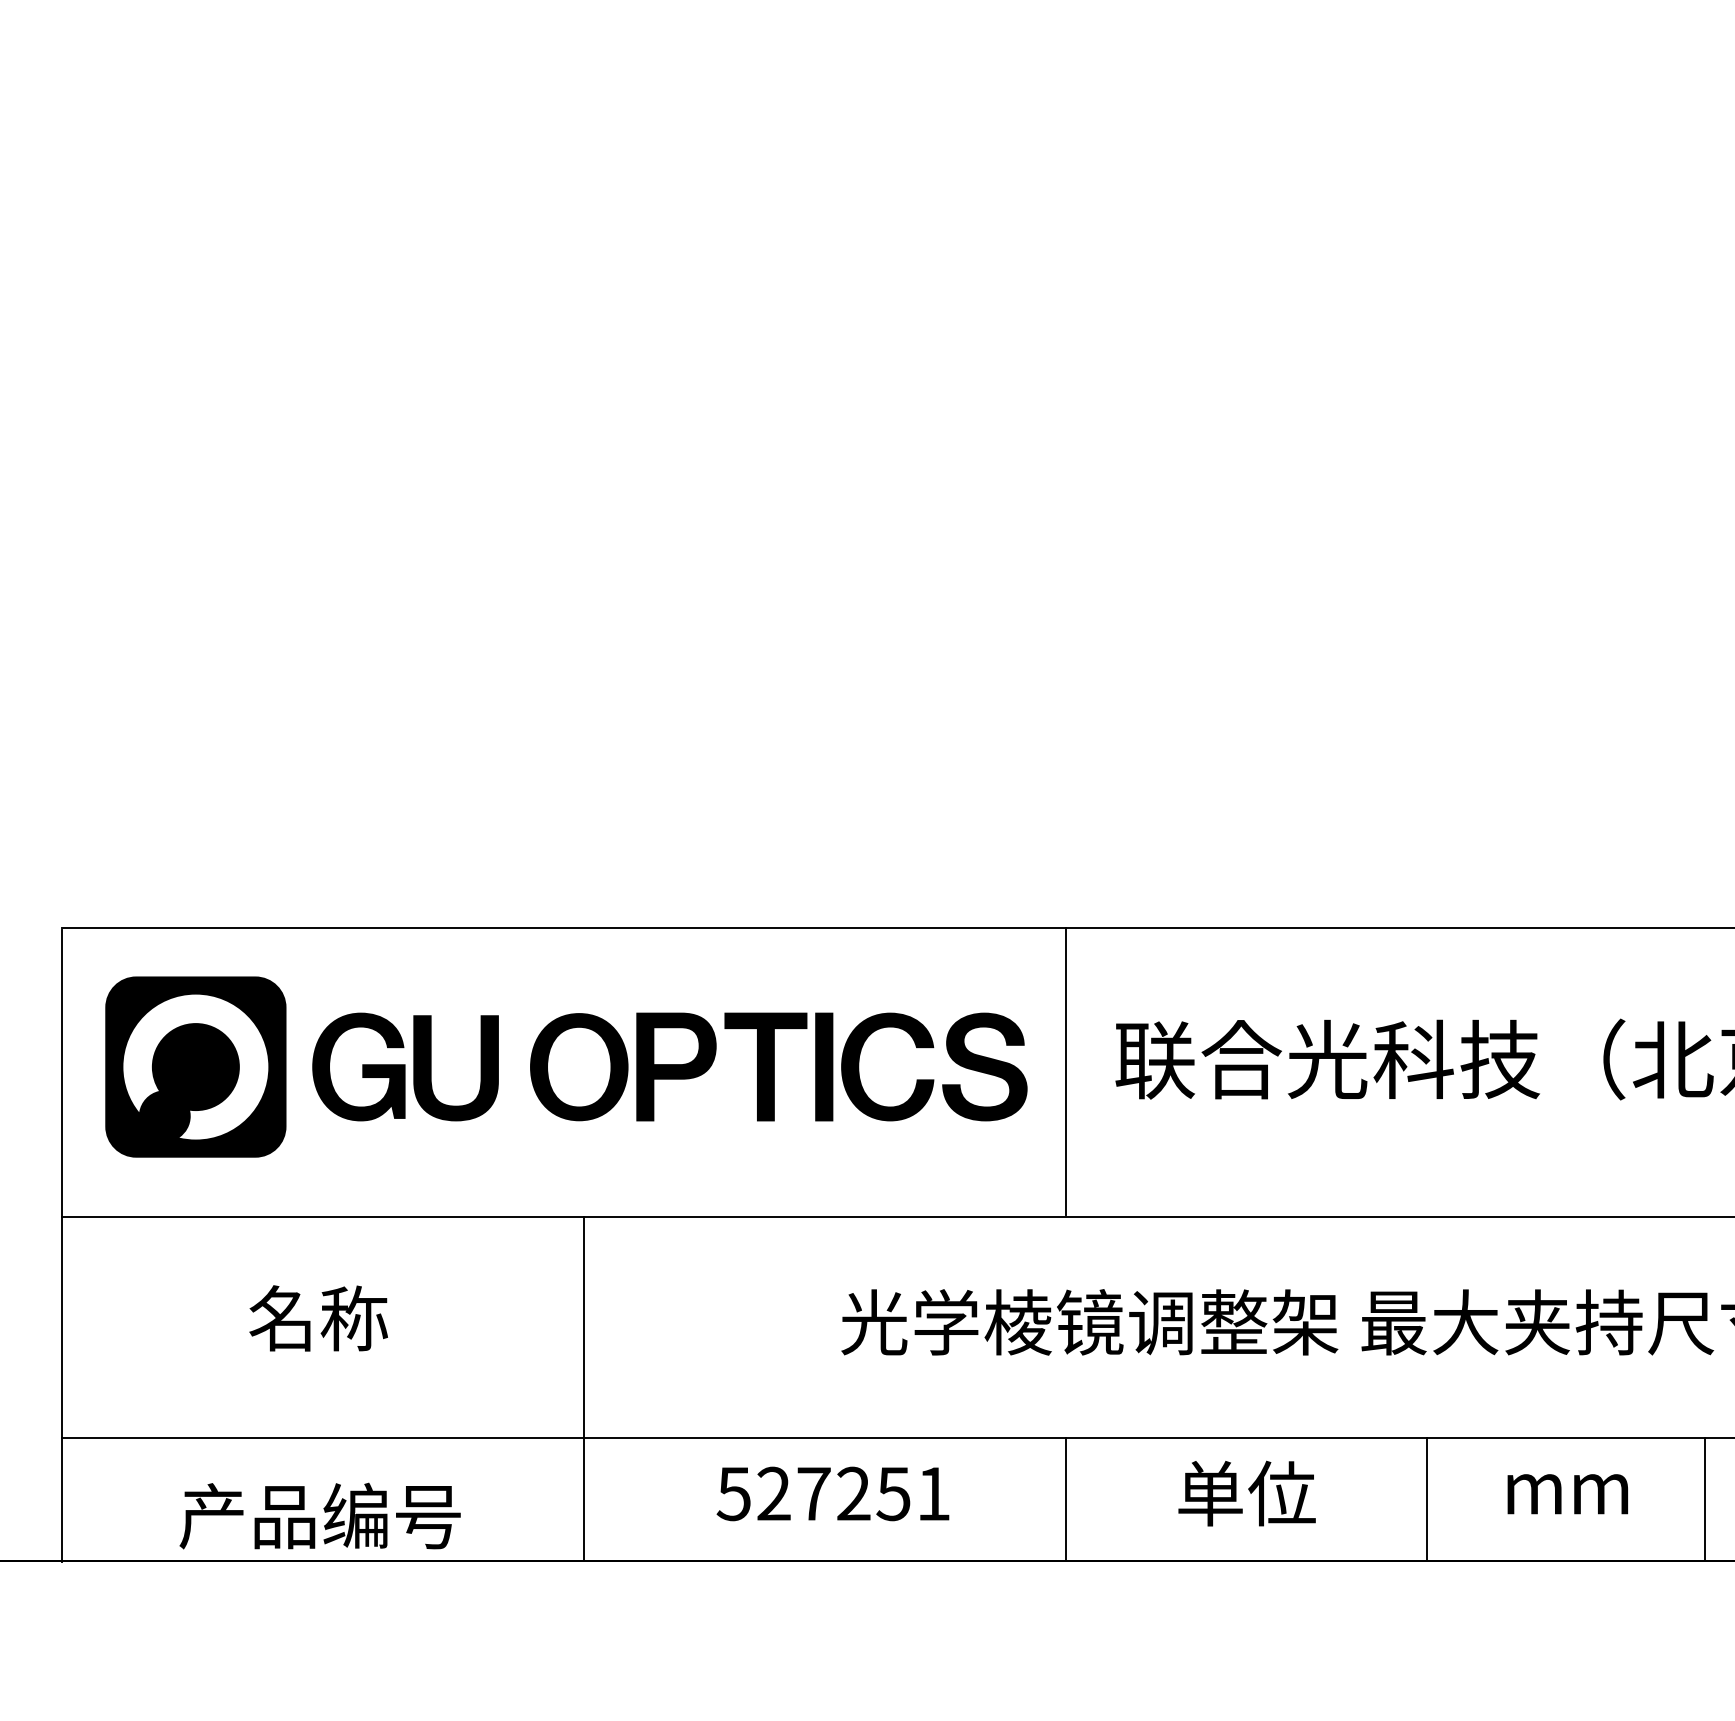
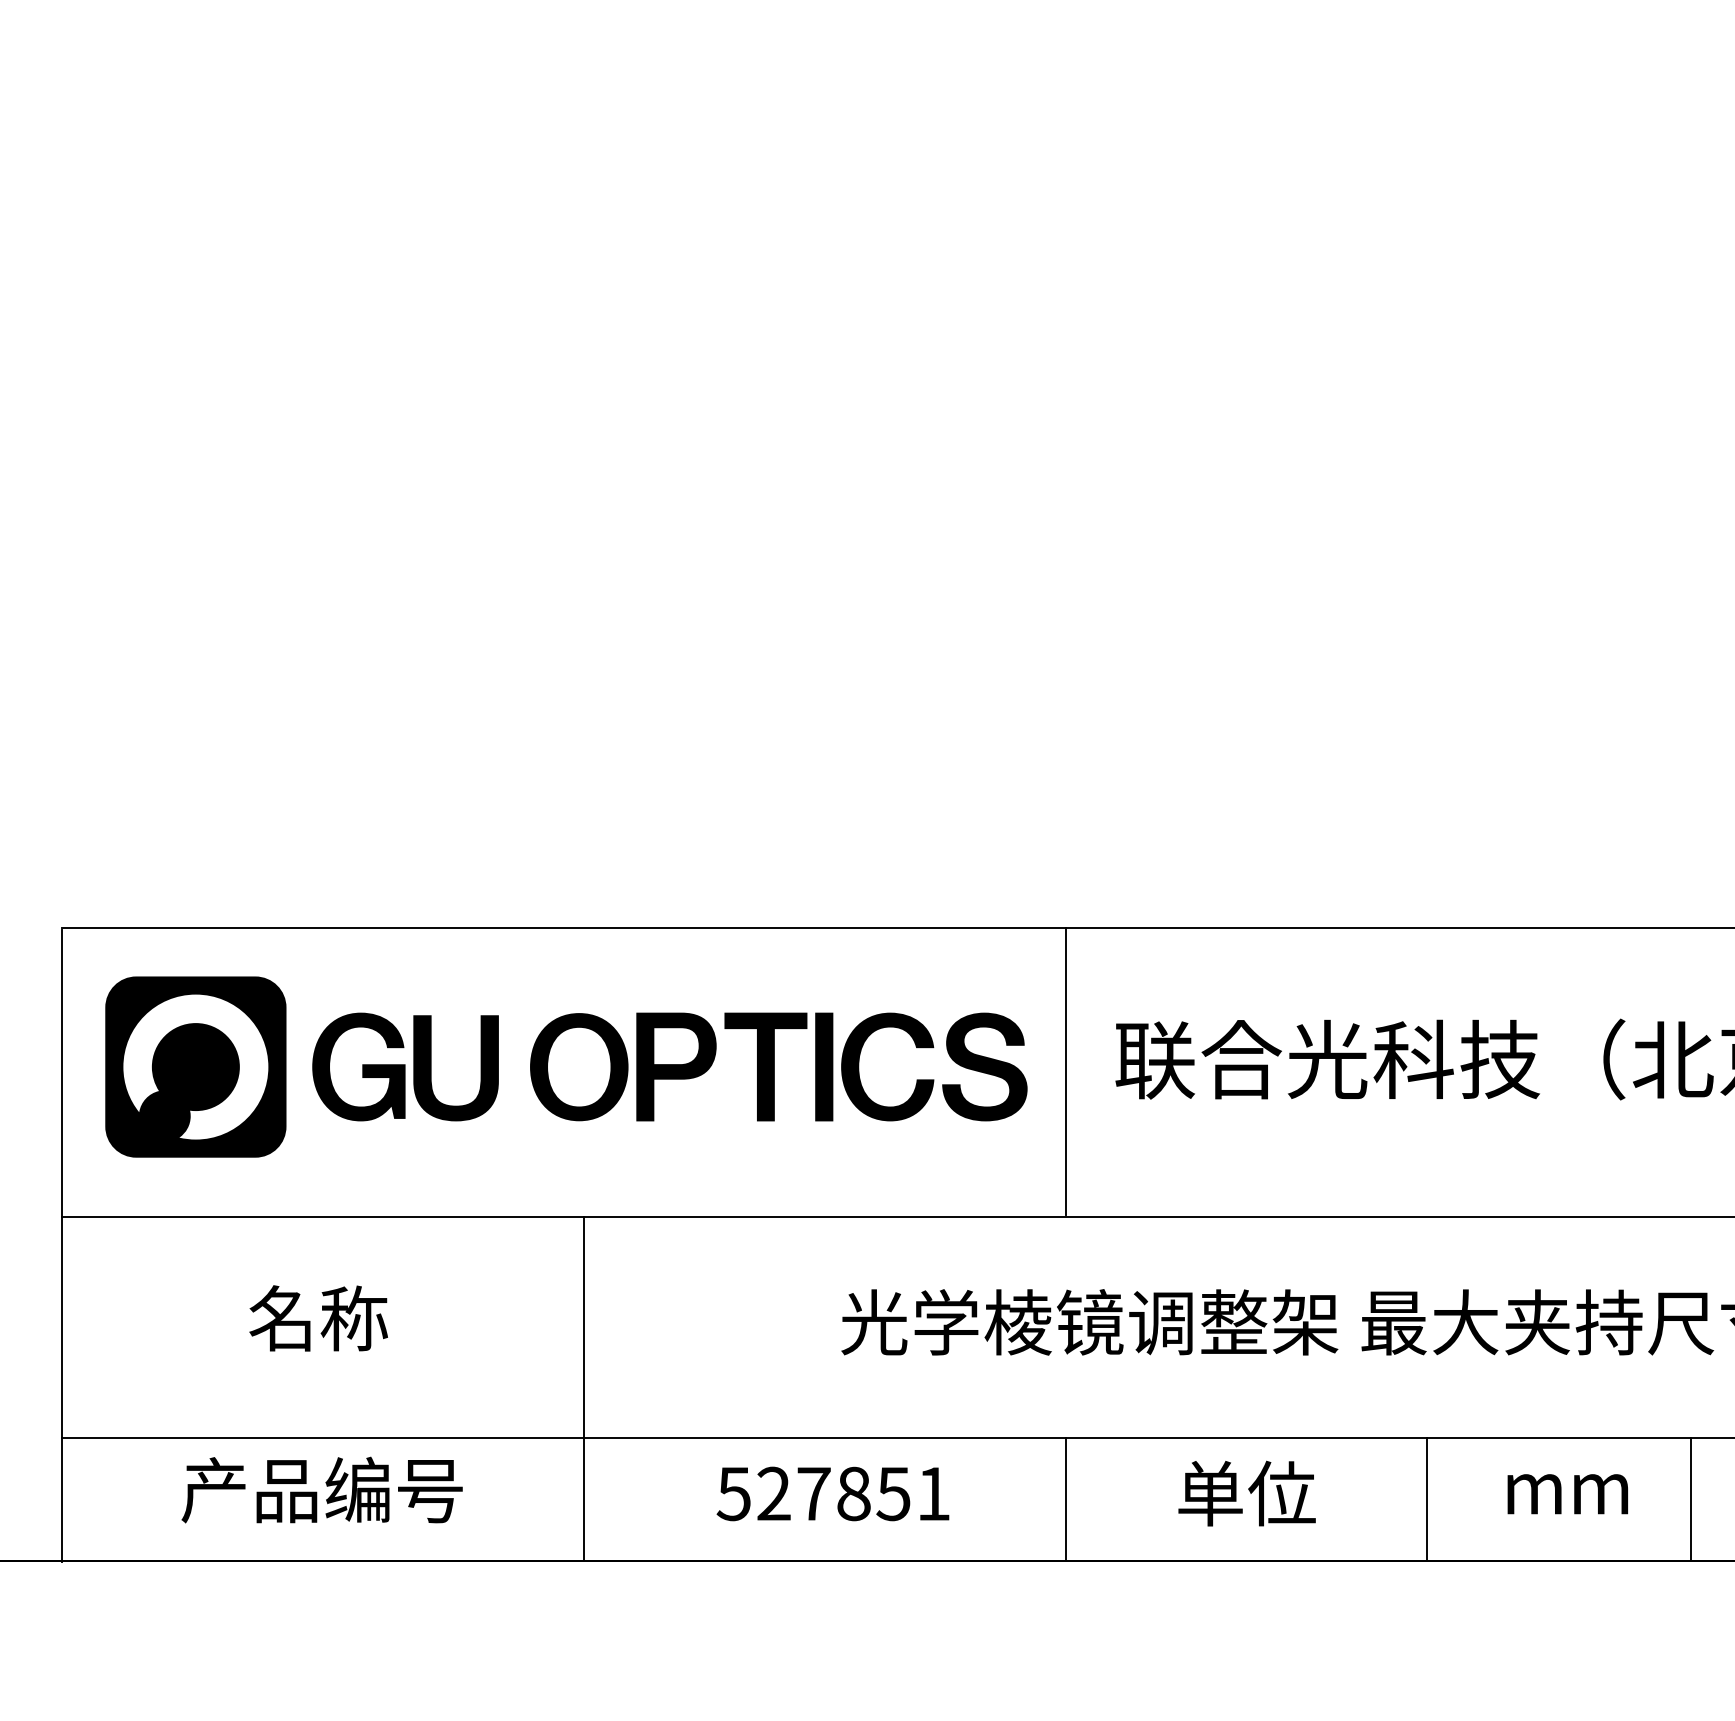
text: 527251 -> 527851 (853, 1493)
line position: (1705, 1498) -> (1691, 1498) (1691, 1498)
text position: (319, 1515) -> (321, 1489) (321, 1489)
